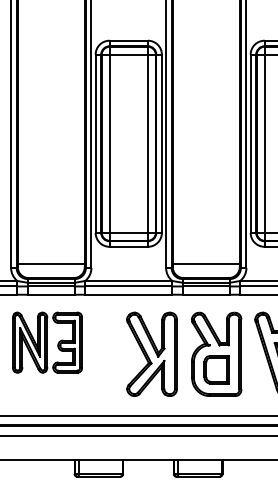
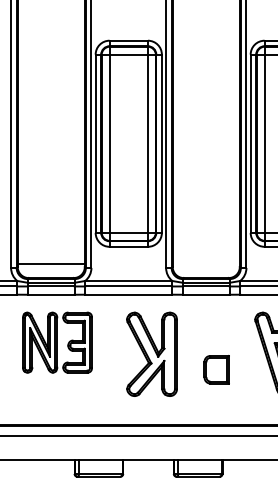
line: present -> none (205, 264)
part position: (47, 342) -> (57, 342) (57, 342)
part: present -> none (216, 353)
line: present -> none (138, 416)
